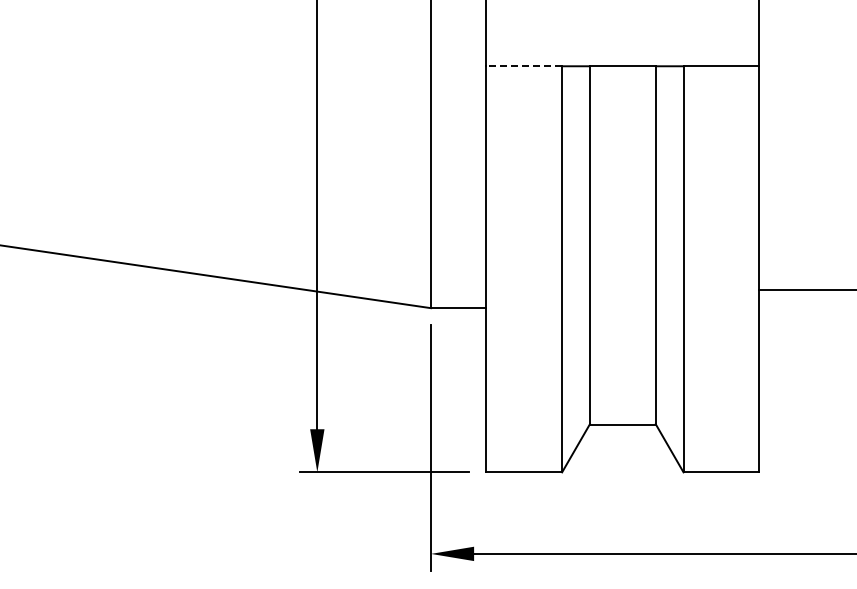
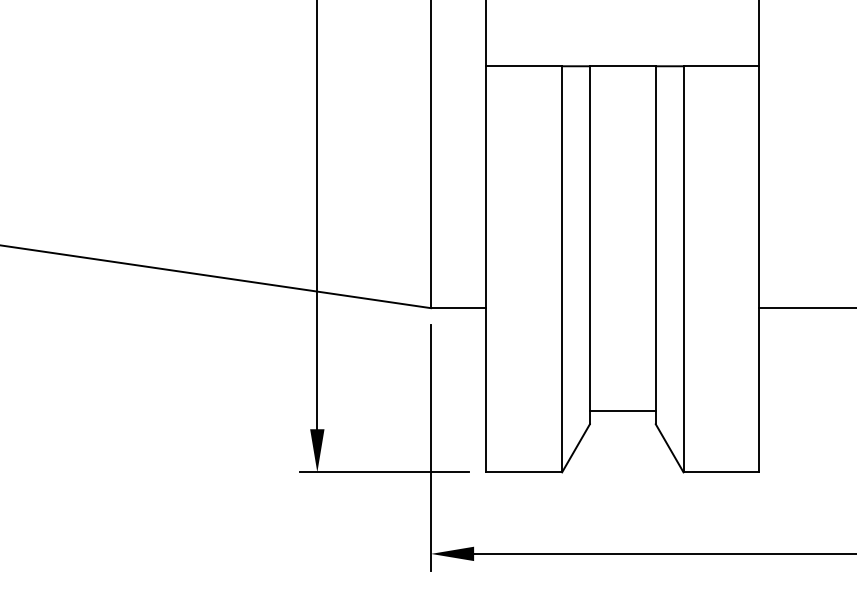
line: dashed -> solid (523, 66)
line position: (806, 290) -> (806, 308) (806, 308)
line position: (622, 424) -> (622, 410) (622, 410)
